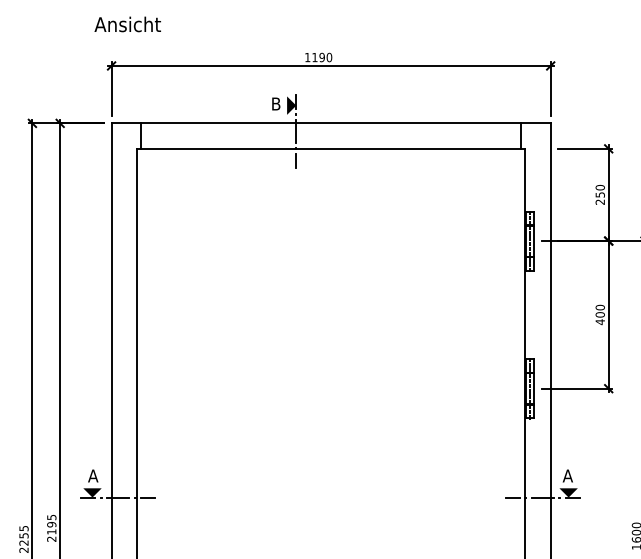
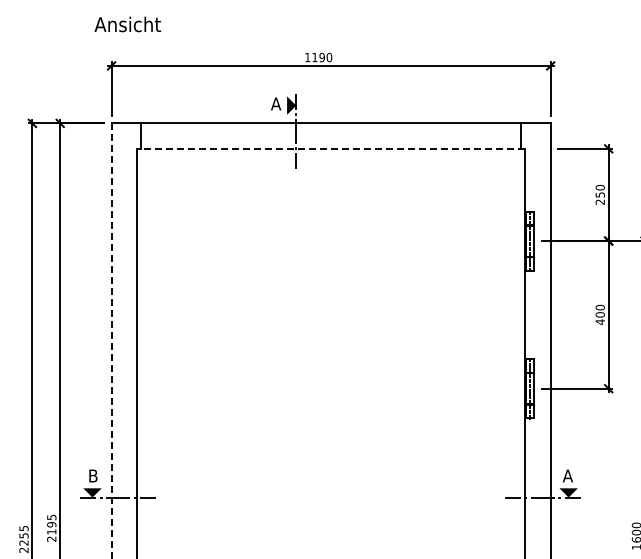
text: B -> A (276, 103)
line: solid -> dashed (330, 148)
line: solid -> dashed (111, 340)
text: A -> B (93, 475)
